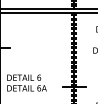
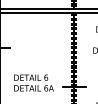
text position: (26, 82) -> (33, 82) (33, 82)
